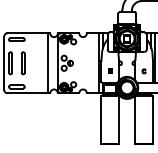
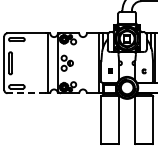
part: present -> none (22, 63)
line: solid -> dashed (26, 93)
